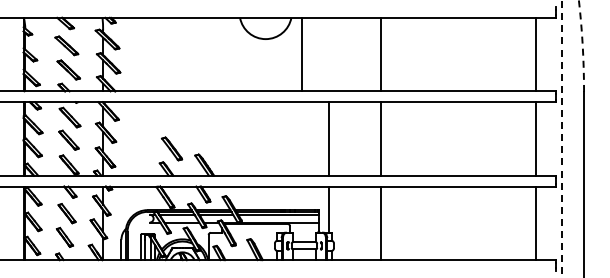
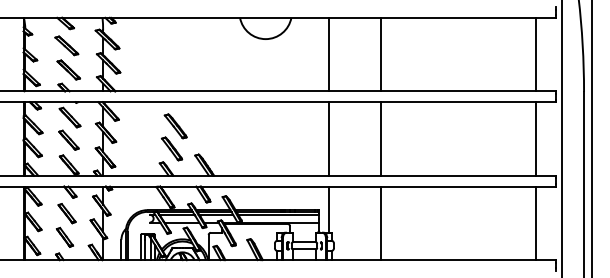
arc: dashed -> solid (582, 45)
line position: (302, 54) -> (329, 54) (329, 54)
part: none -> present (175, 126)
line: dashed -> solid (562, 138)
line: none -> present (591, 138)
